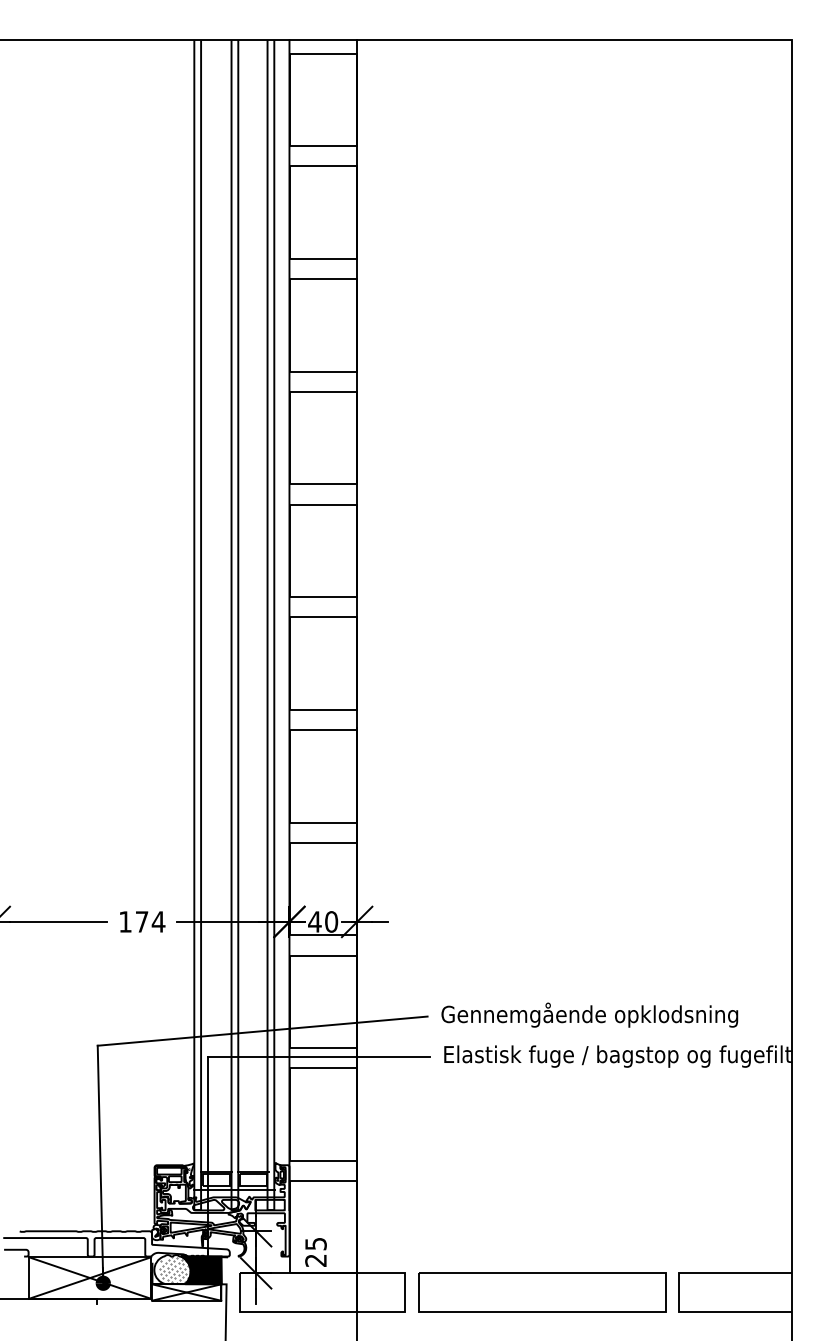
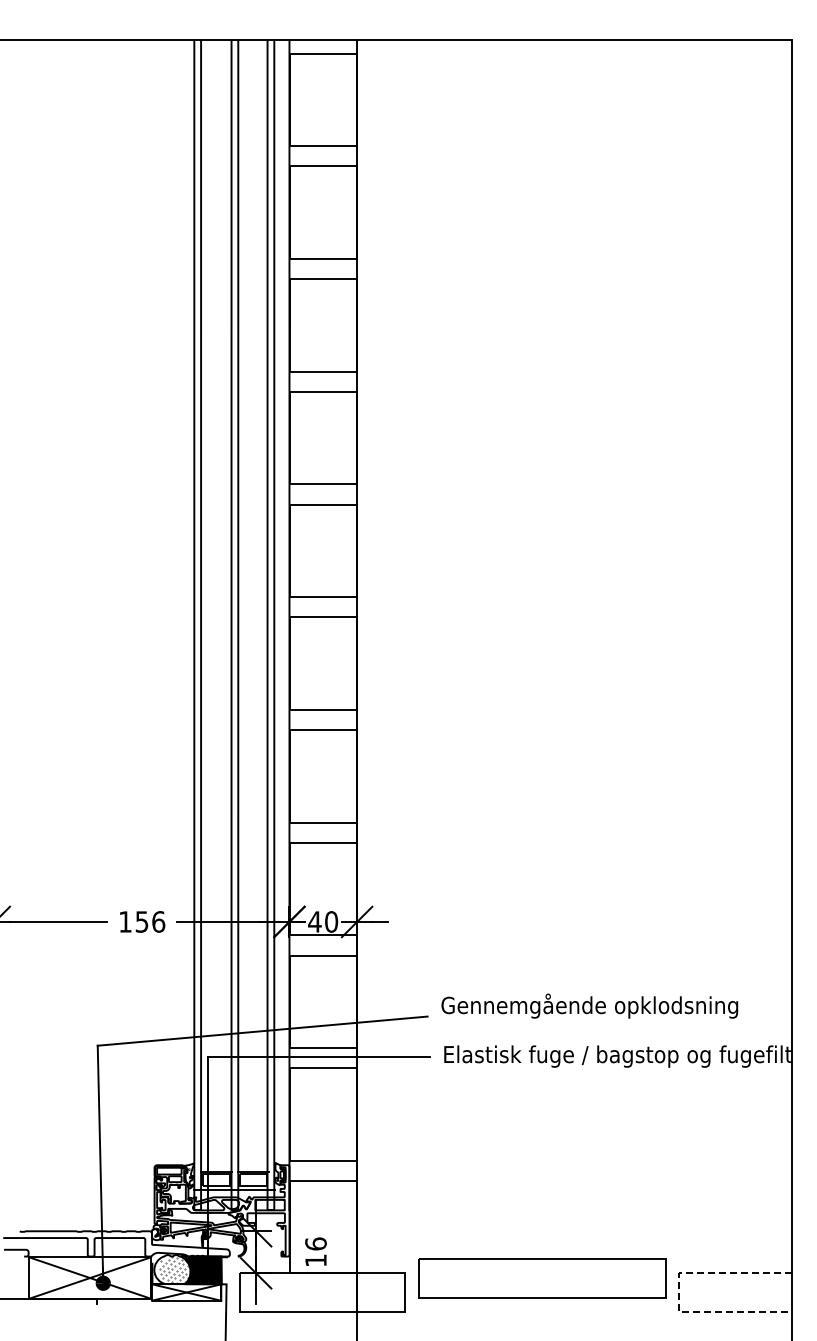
text: 174 -> 156 (150, 921)
text position: (589, 1014) -> (589, 1005) (589, 1005)
text: 25 -> 16 (315, 1251)
part position: (542, 1292) -> (542, 1278) (542, 1278)
line: solid -> dashed (679, 1293)
